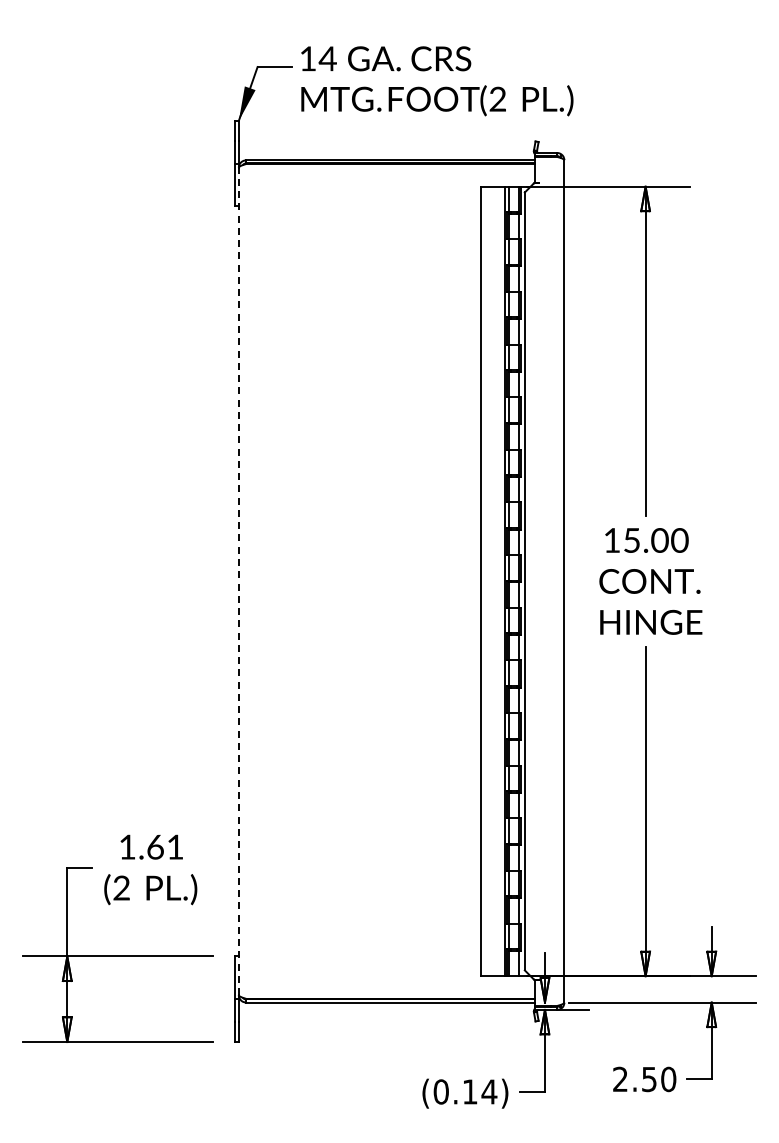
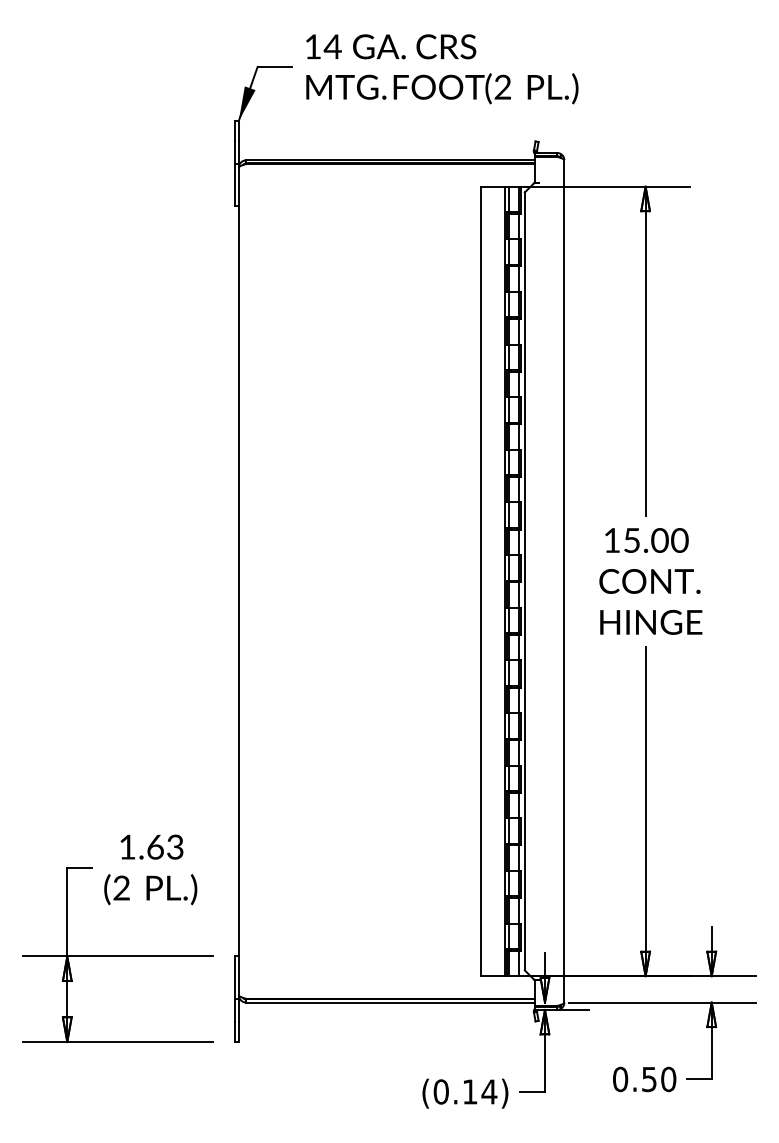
text position: (437, 81) -> (442, 69) (442, 69)
line: dashed -> solid (238, 581)
text: 1.61 -> 1.63 (175, 846)
text: 2.50 -> 0.50 (620, 1079)
